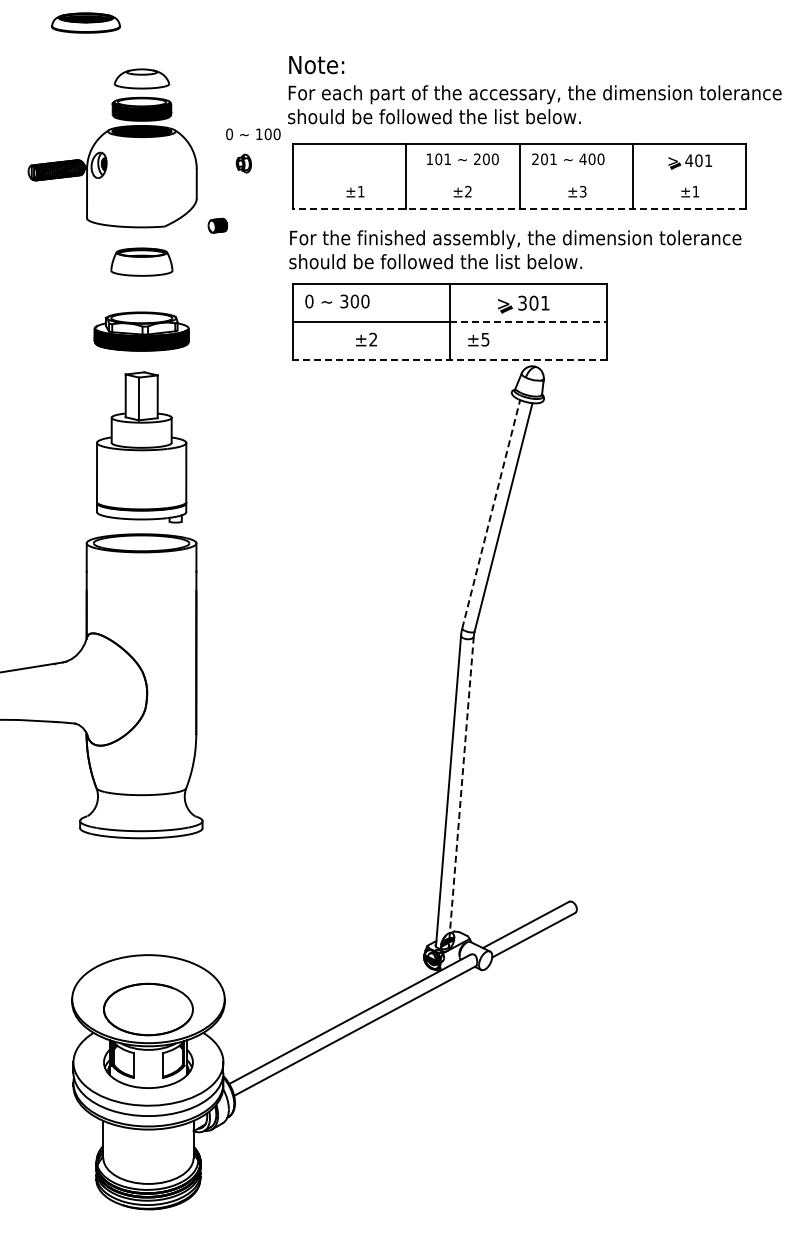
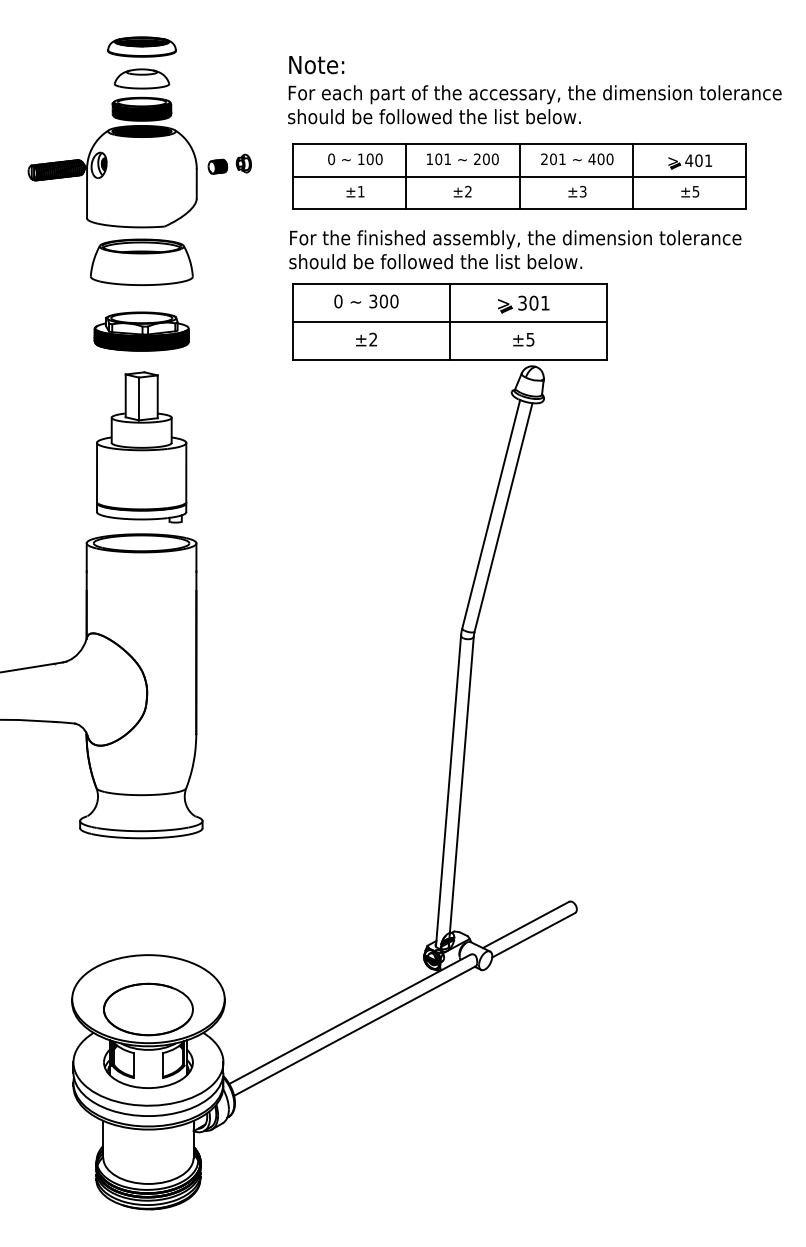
part position: (85, 22) -> (141, 46) (141, 46)
text position: (253, 134) -> (355, 159) (355, 159)
text position: (568, 159) -> (577, 159) (577, 159)
line: none -> present (519, 176)
text: ±1 -> ±5 (695, 191)
line: dashed -> solid (519, 209)
part position: (217, 225) -> (217, 166) (217, 166)
part size: 64x30 px -> 104x48 px (141, 261)
text position: (337, 301) -> (366, 301) (366, 301)
line: dashed -> solid (528, 321)
text position: (478, 339) -> (523, 339) (523, 339)
line: dashed -> solid (449, 360)
line: dashed -> solid (491, 514)
line: dashed -> solid (461, 792)
